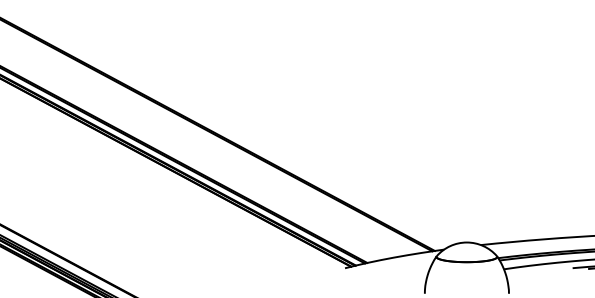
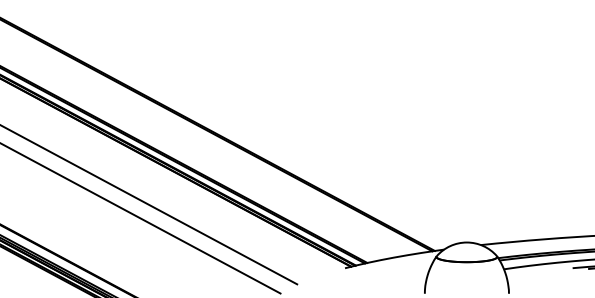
line: none -> present (149, 205)
line: none -> present (141, 218)
